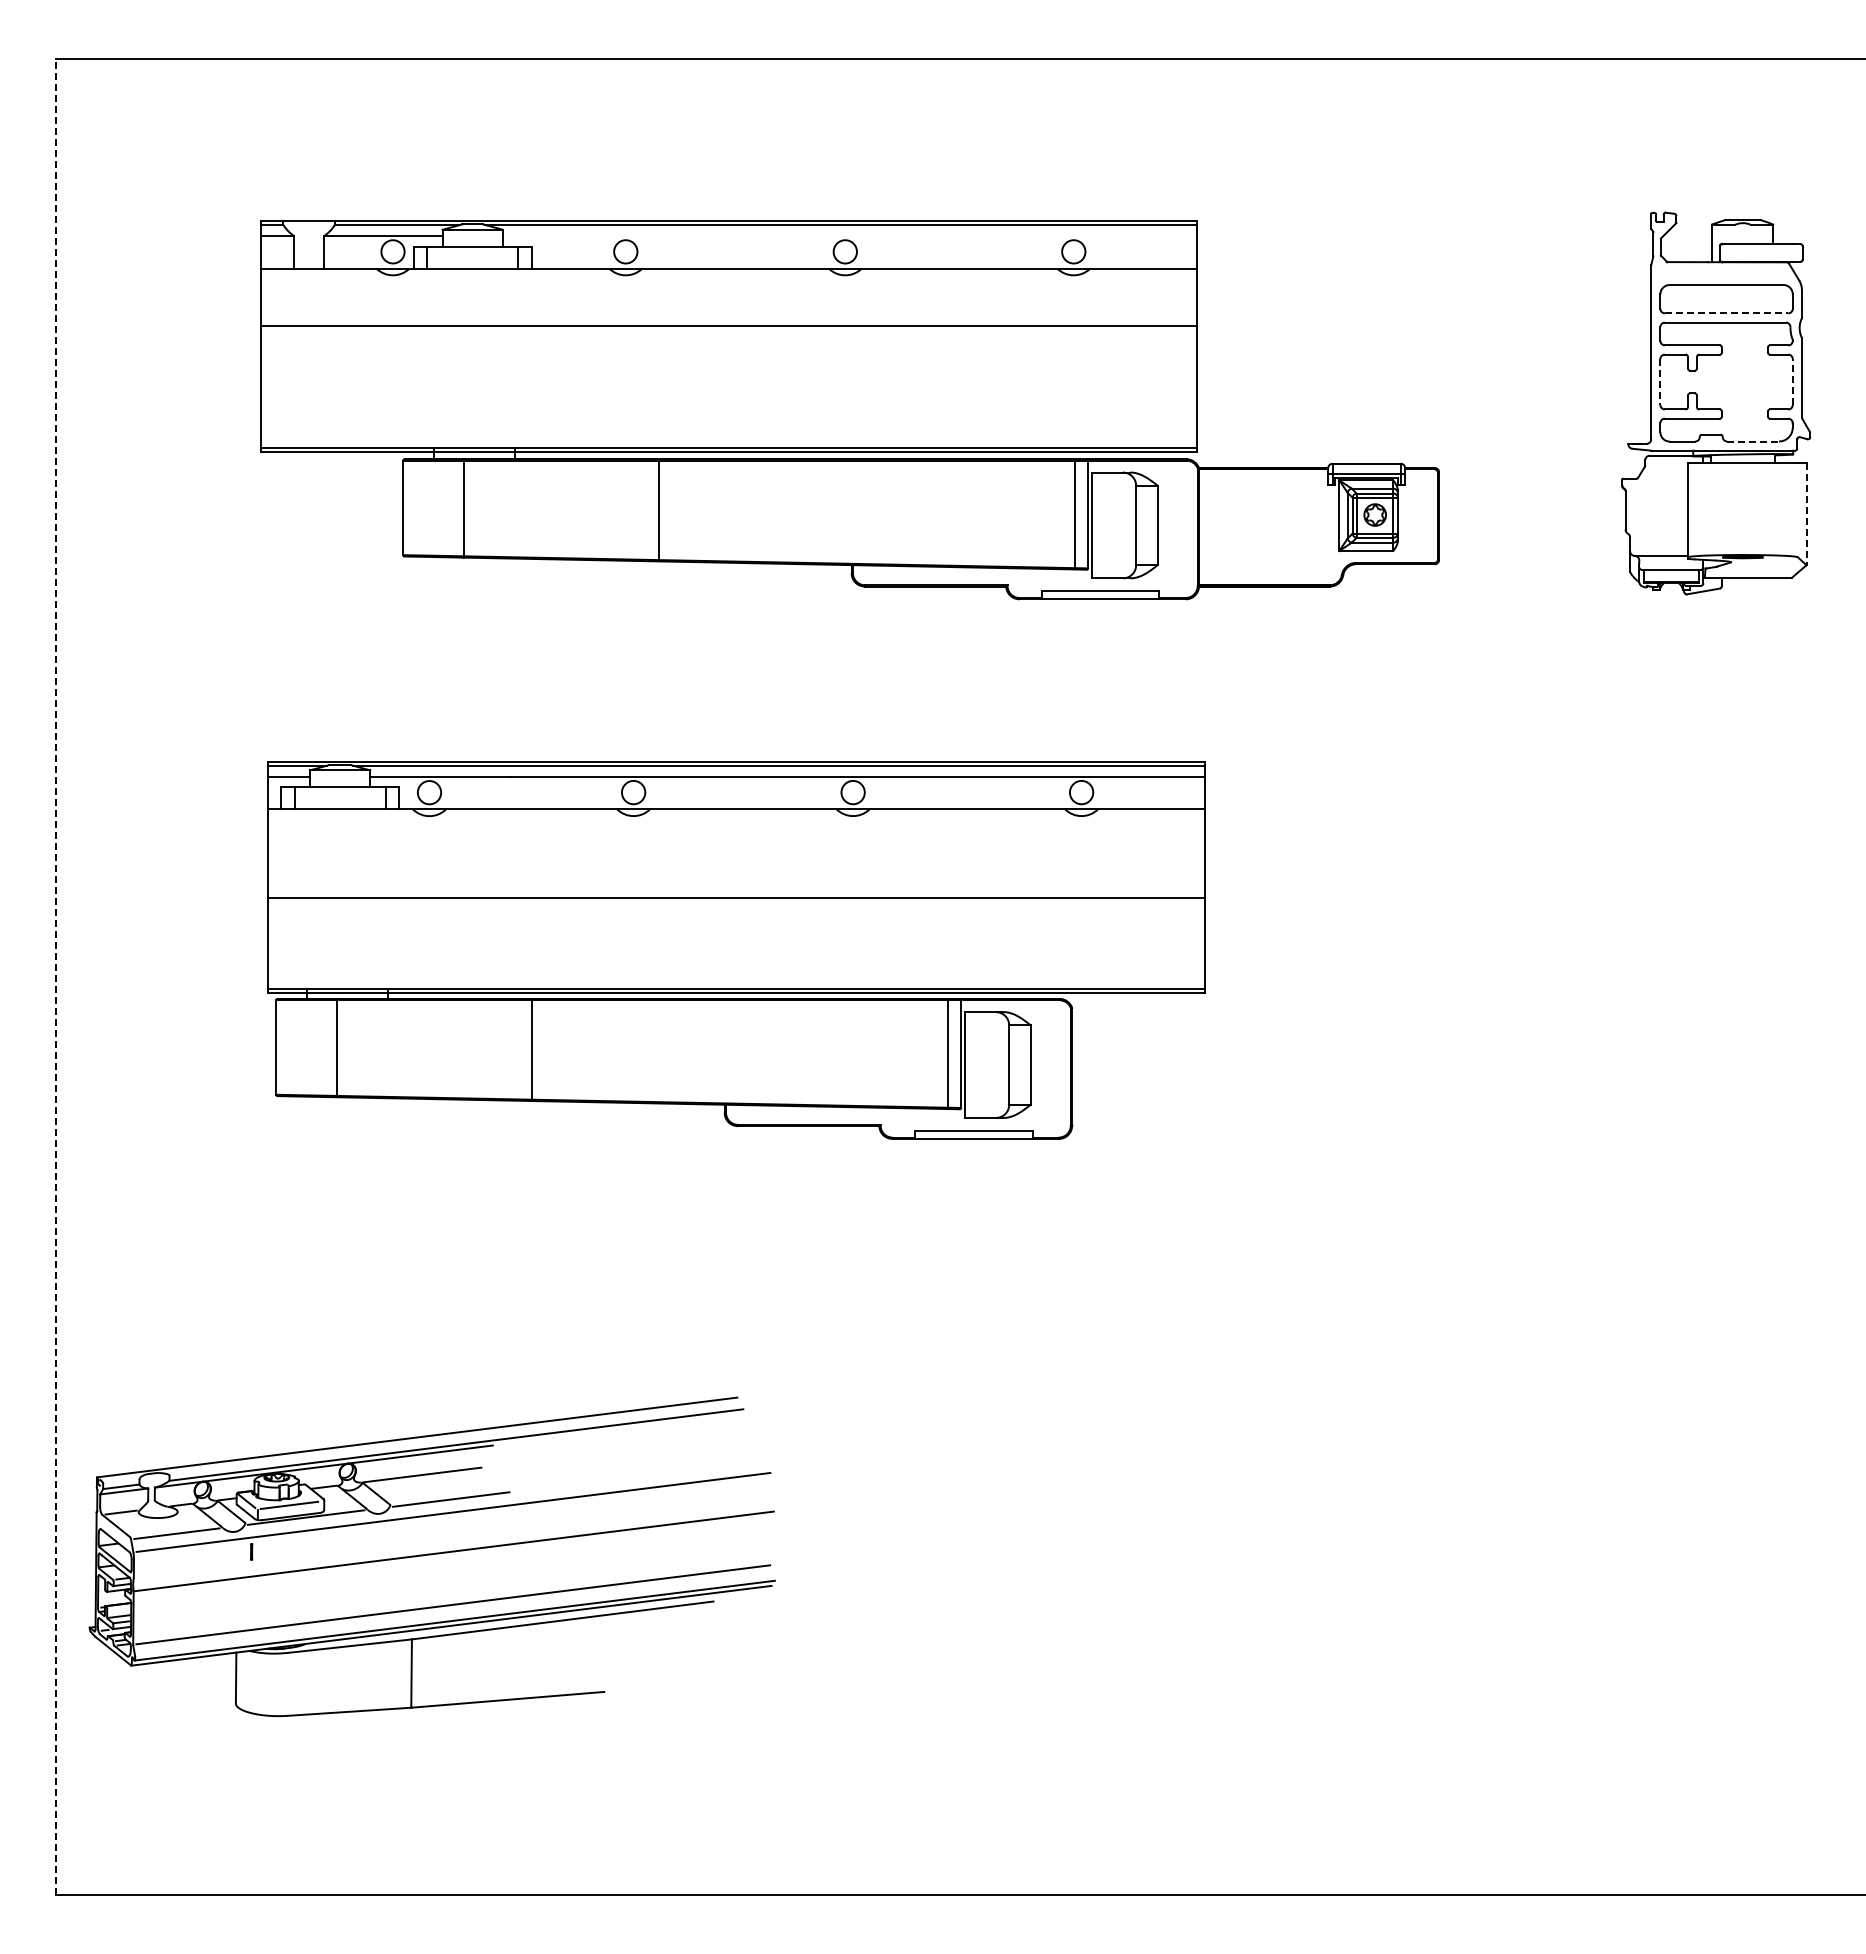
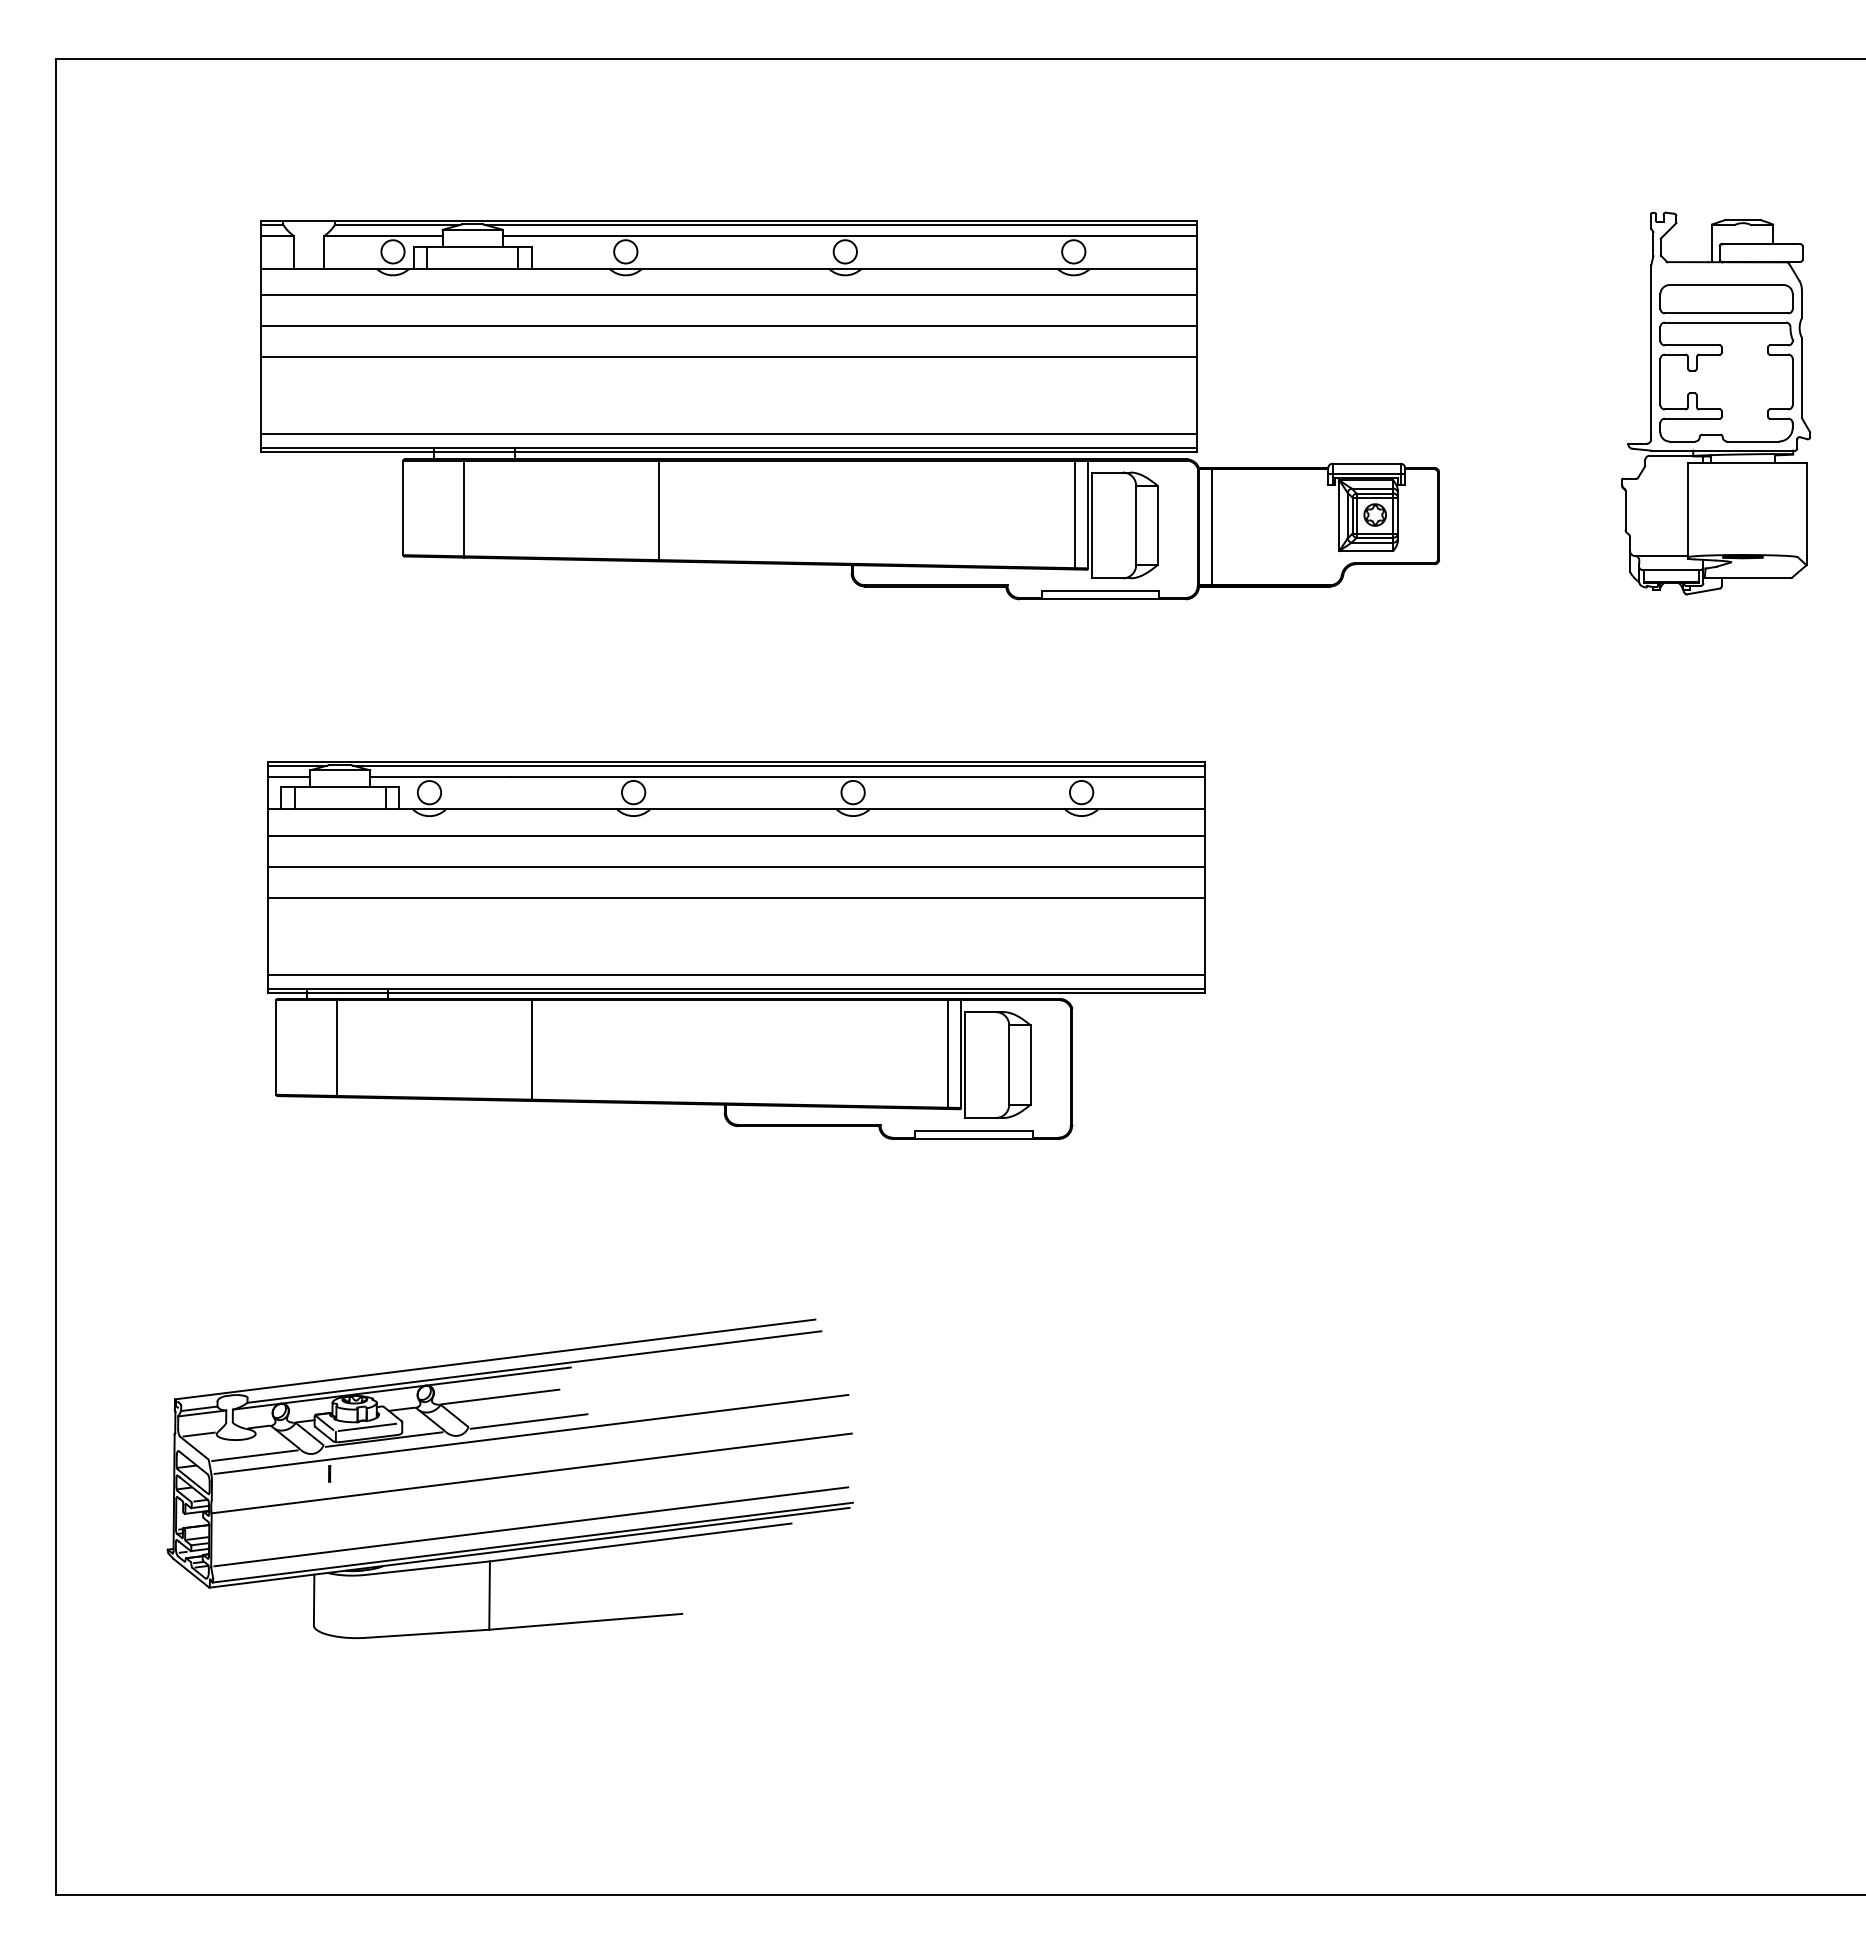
line: none -> present (849, 236)
line: none -> present (728, 295)
line: dashed -> solid (1726, 313)
line: none -> present (728, 357)
line: dashed -> solid (1660, 382)
line: dashed -> solid (1792, 382)
line: none -> present (728, 434)
line: dashed -> solid (1753, 441)
line: dashed -> solid (1806, 514)
line: none -> present (1211, 527)
line: none -> present (736, 835)
line: none -> present (736, 866)
line: none -> present (736, 975)
line: dashed -> solid (55, 976)
part position: (431, 1556) -> (509, 1478) (509, 1478)
